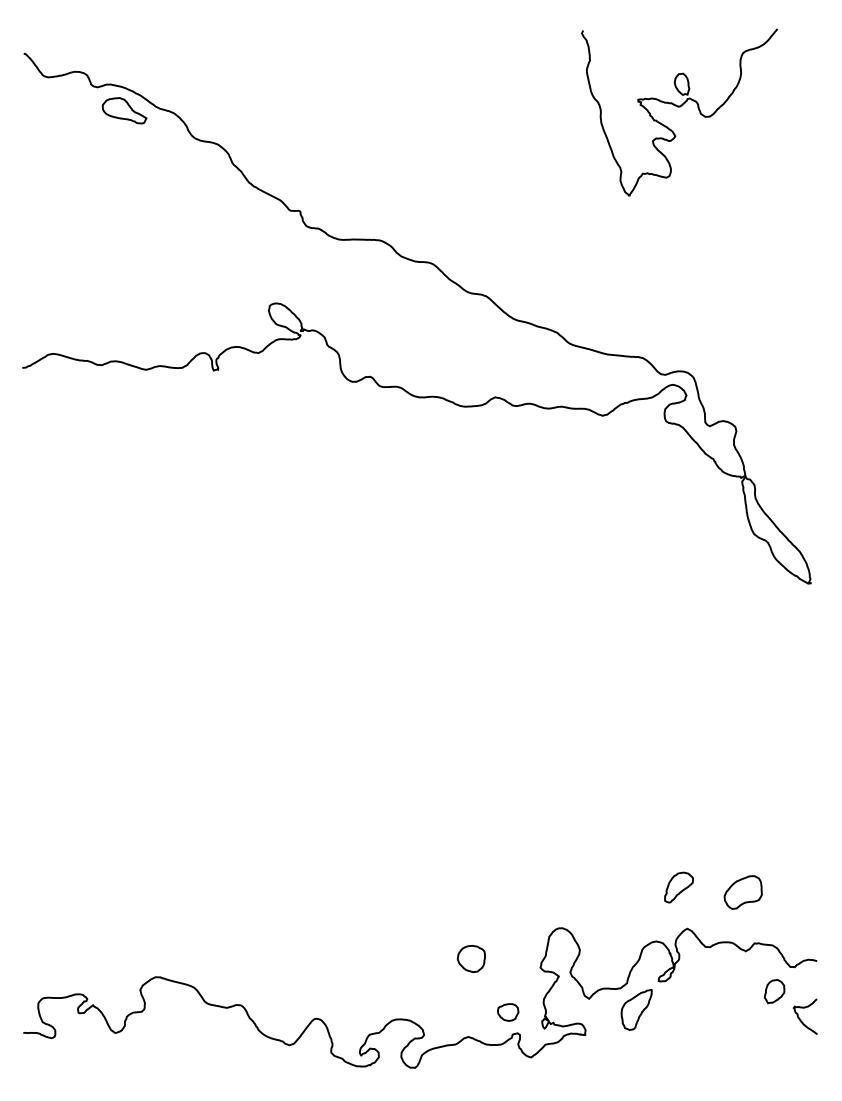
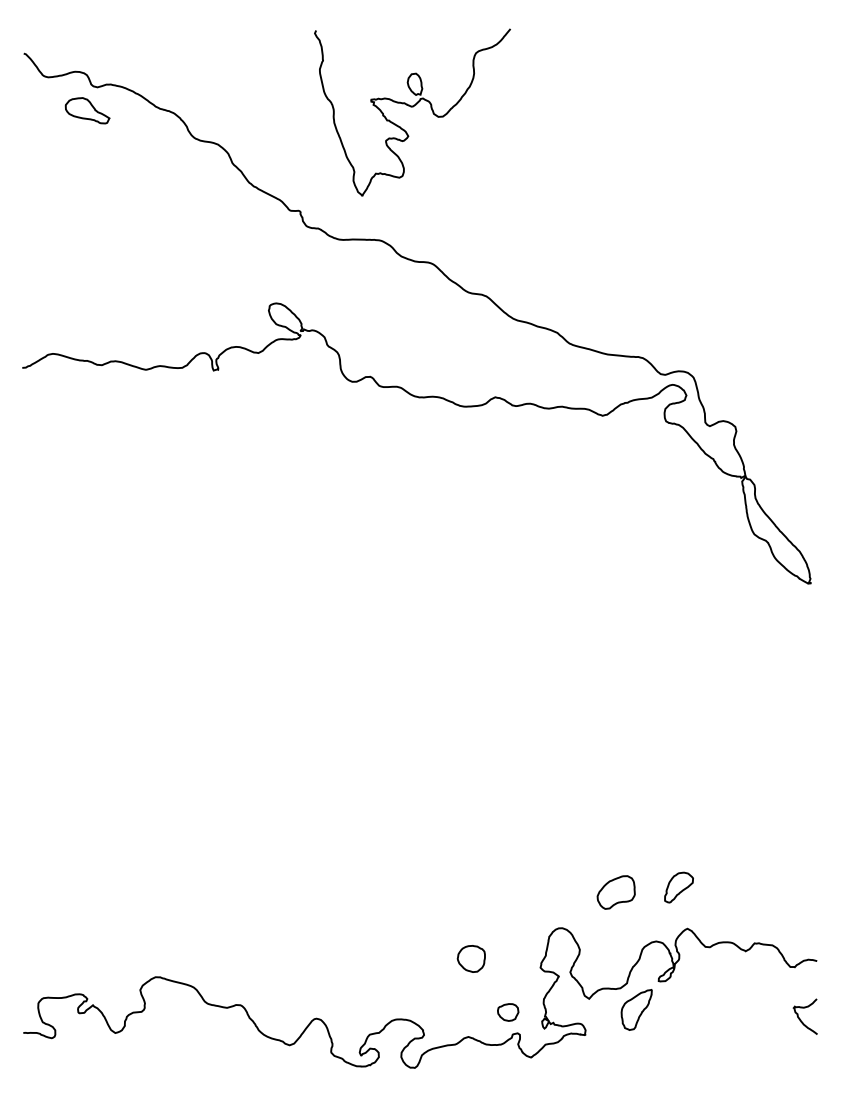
part position: (124, 110) -> (87, 110) (87, 110)
part position: (679, 112) -> (412, 112) (412, 112)
part position: (742, 892) -> (615, 892) (615, 892)
part: present -> none (774, 991)
